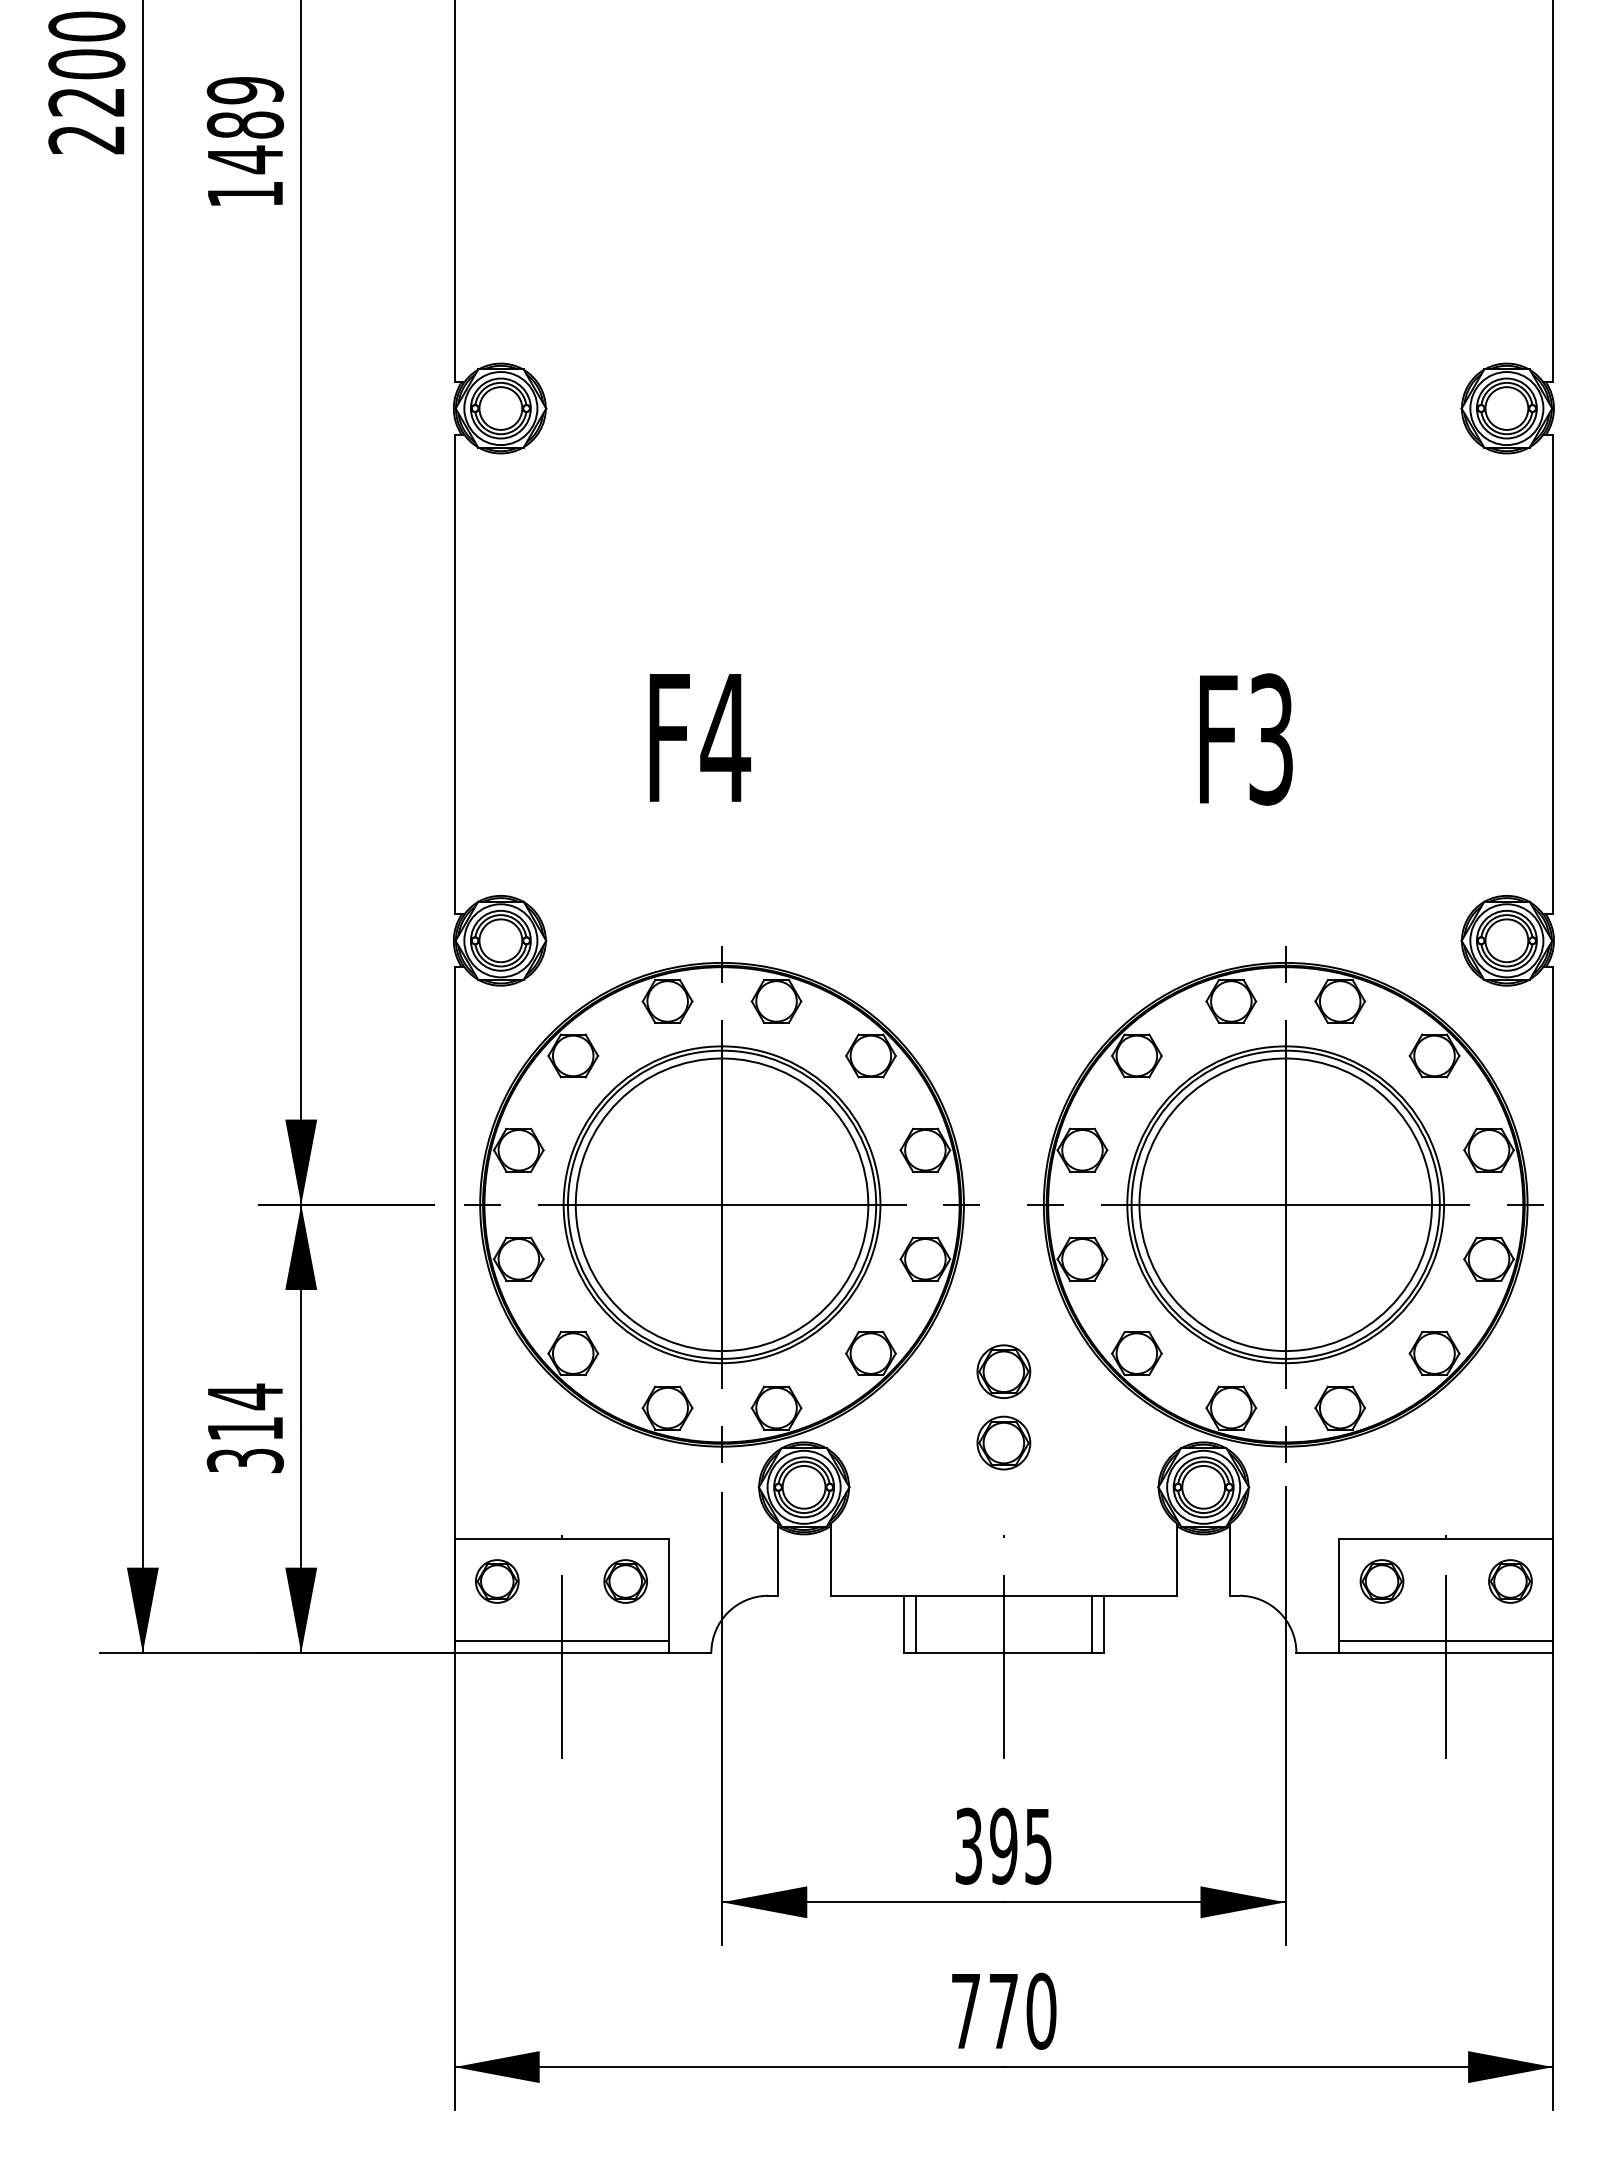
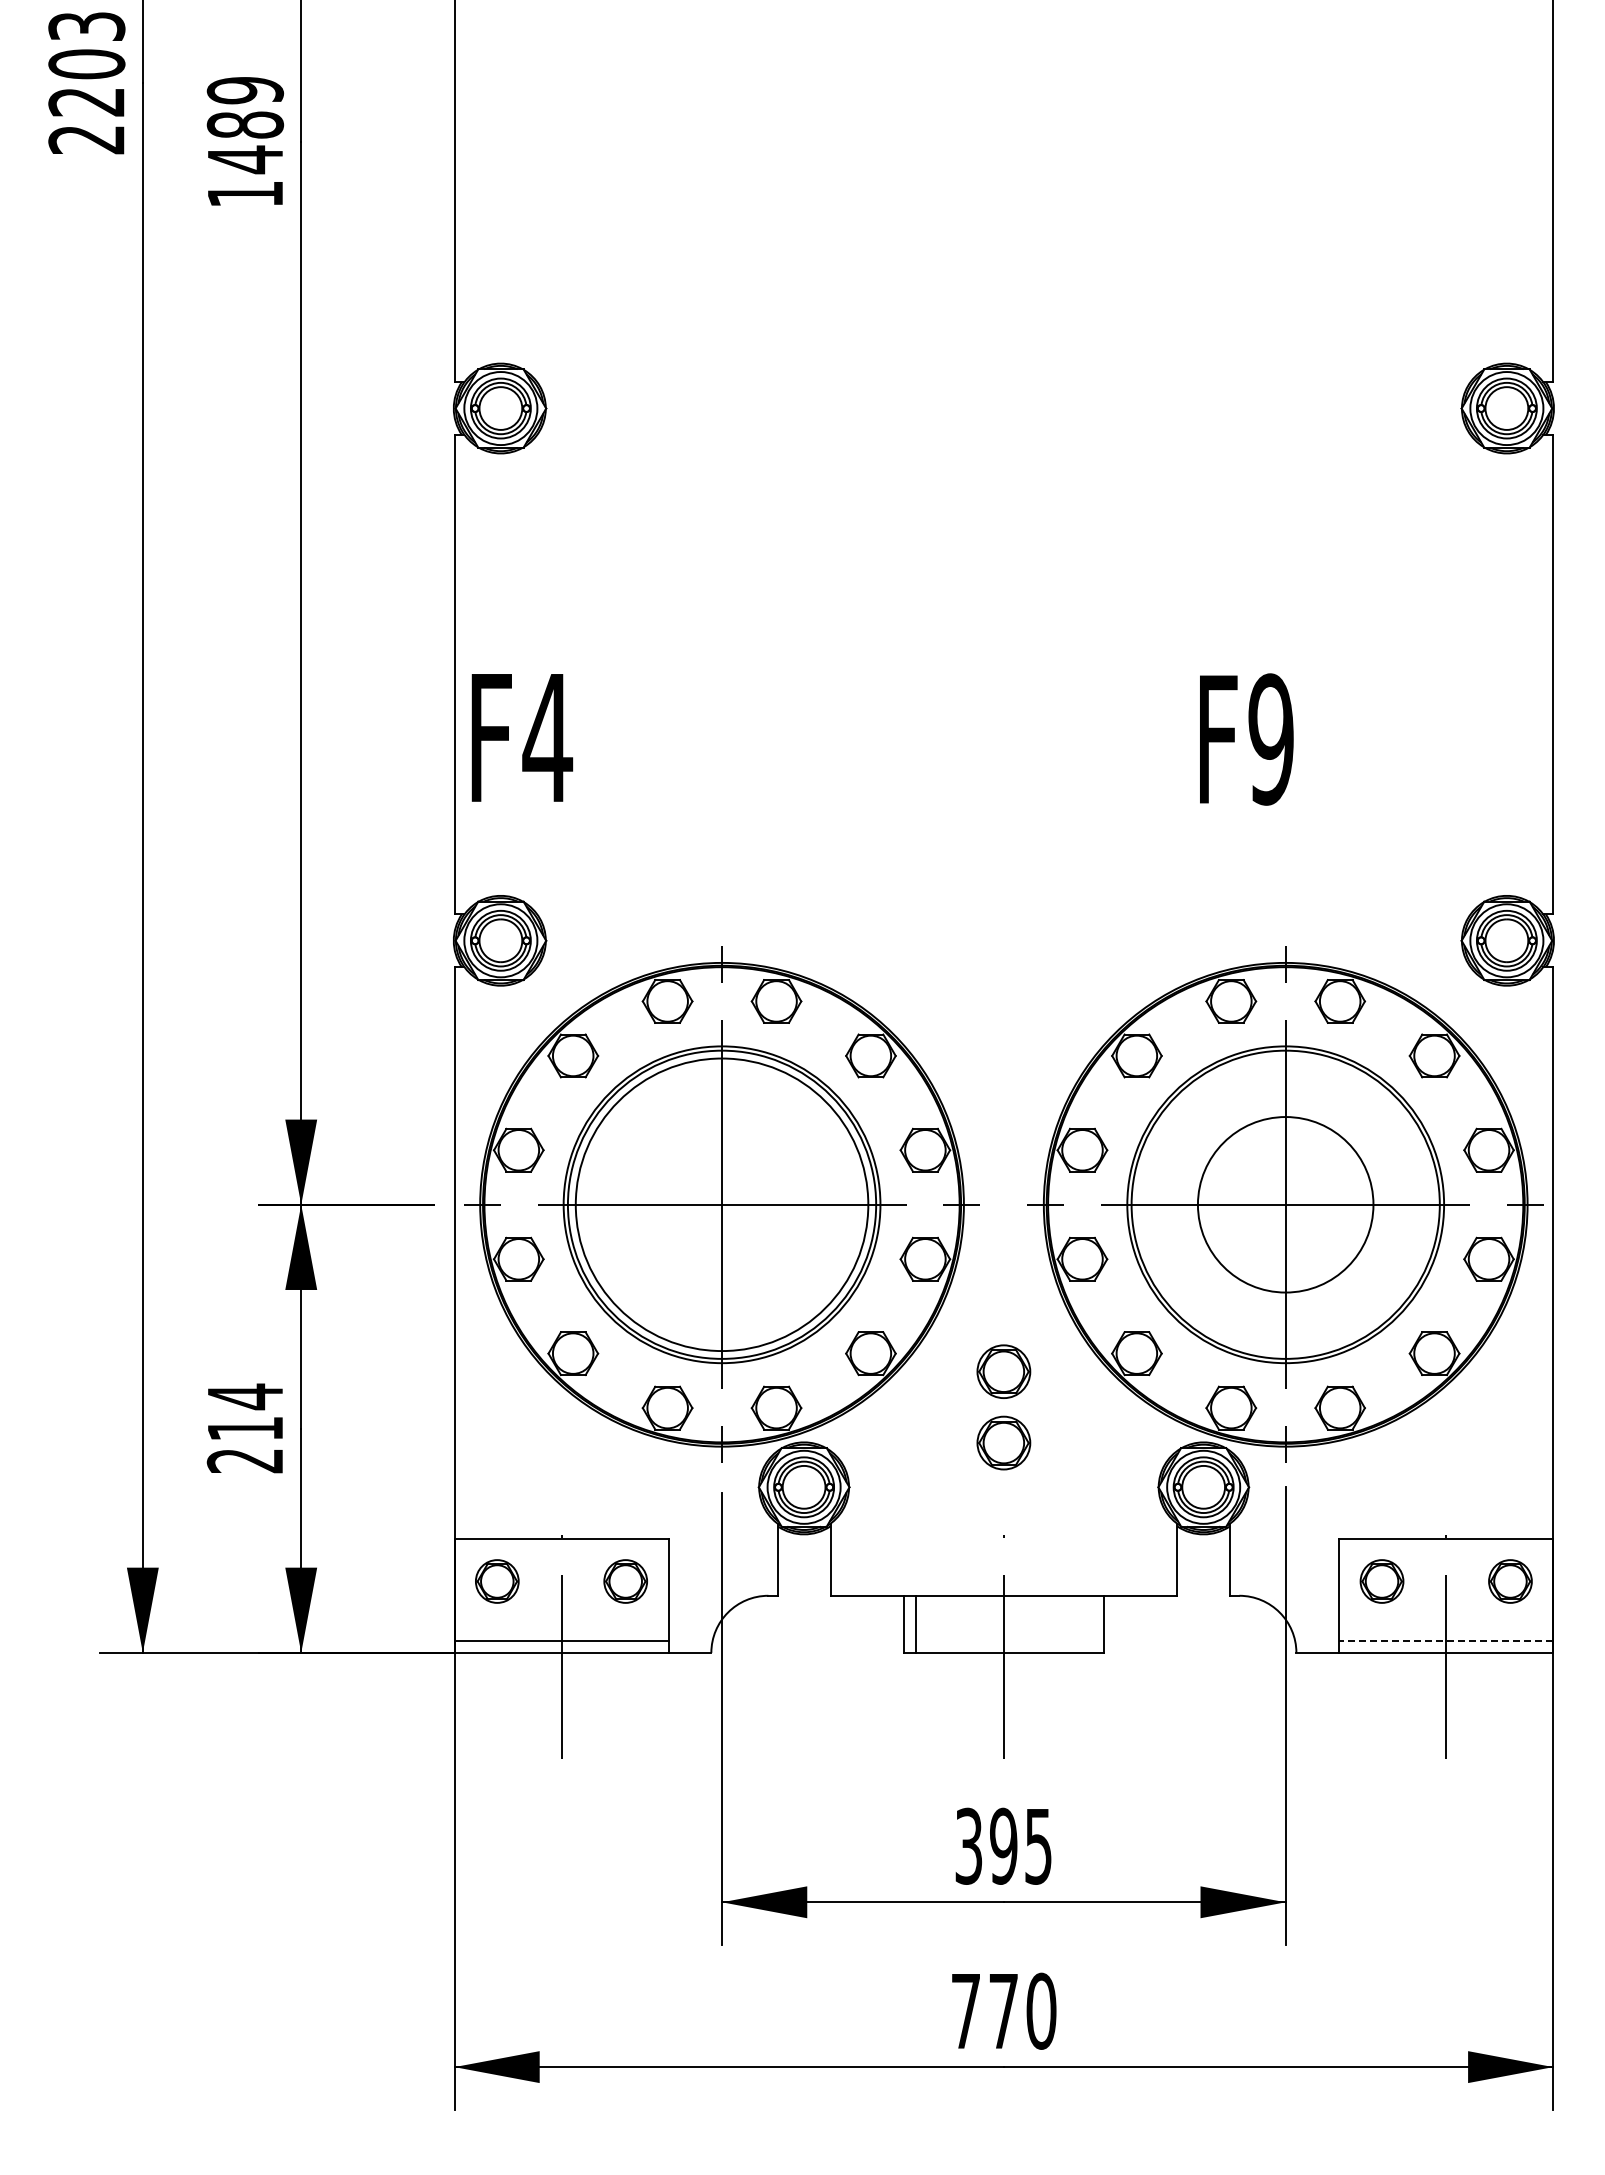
text: 2200 -> 2203 (86, 26)
text position: (700, 737) -> (522, 737) (522, 737)
text: F3 -> F9 (1270, 739)
circle diameter: 293 px -> 176 px (1285, 1204)
text: 314 -> 214 (245, 1460)
line: present -> none (1092, 1623)
line: solid -> dashed (1445, 1641)
